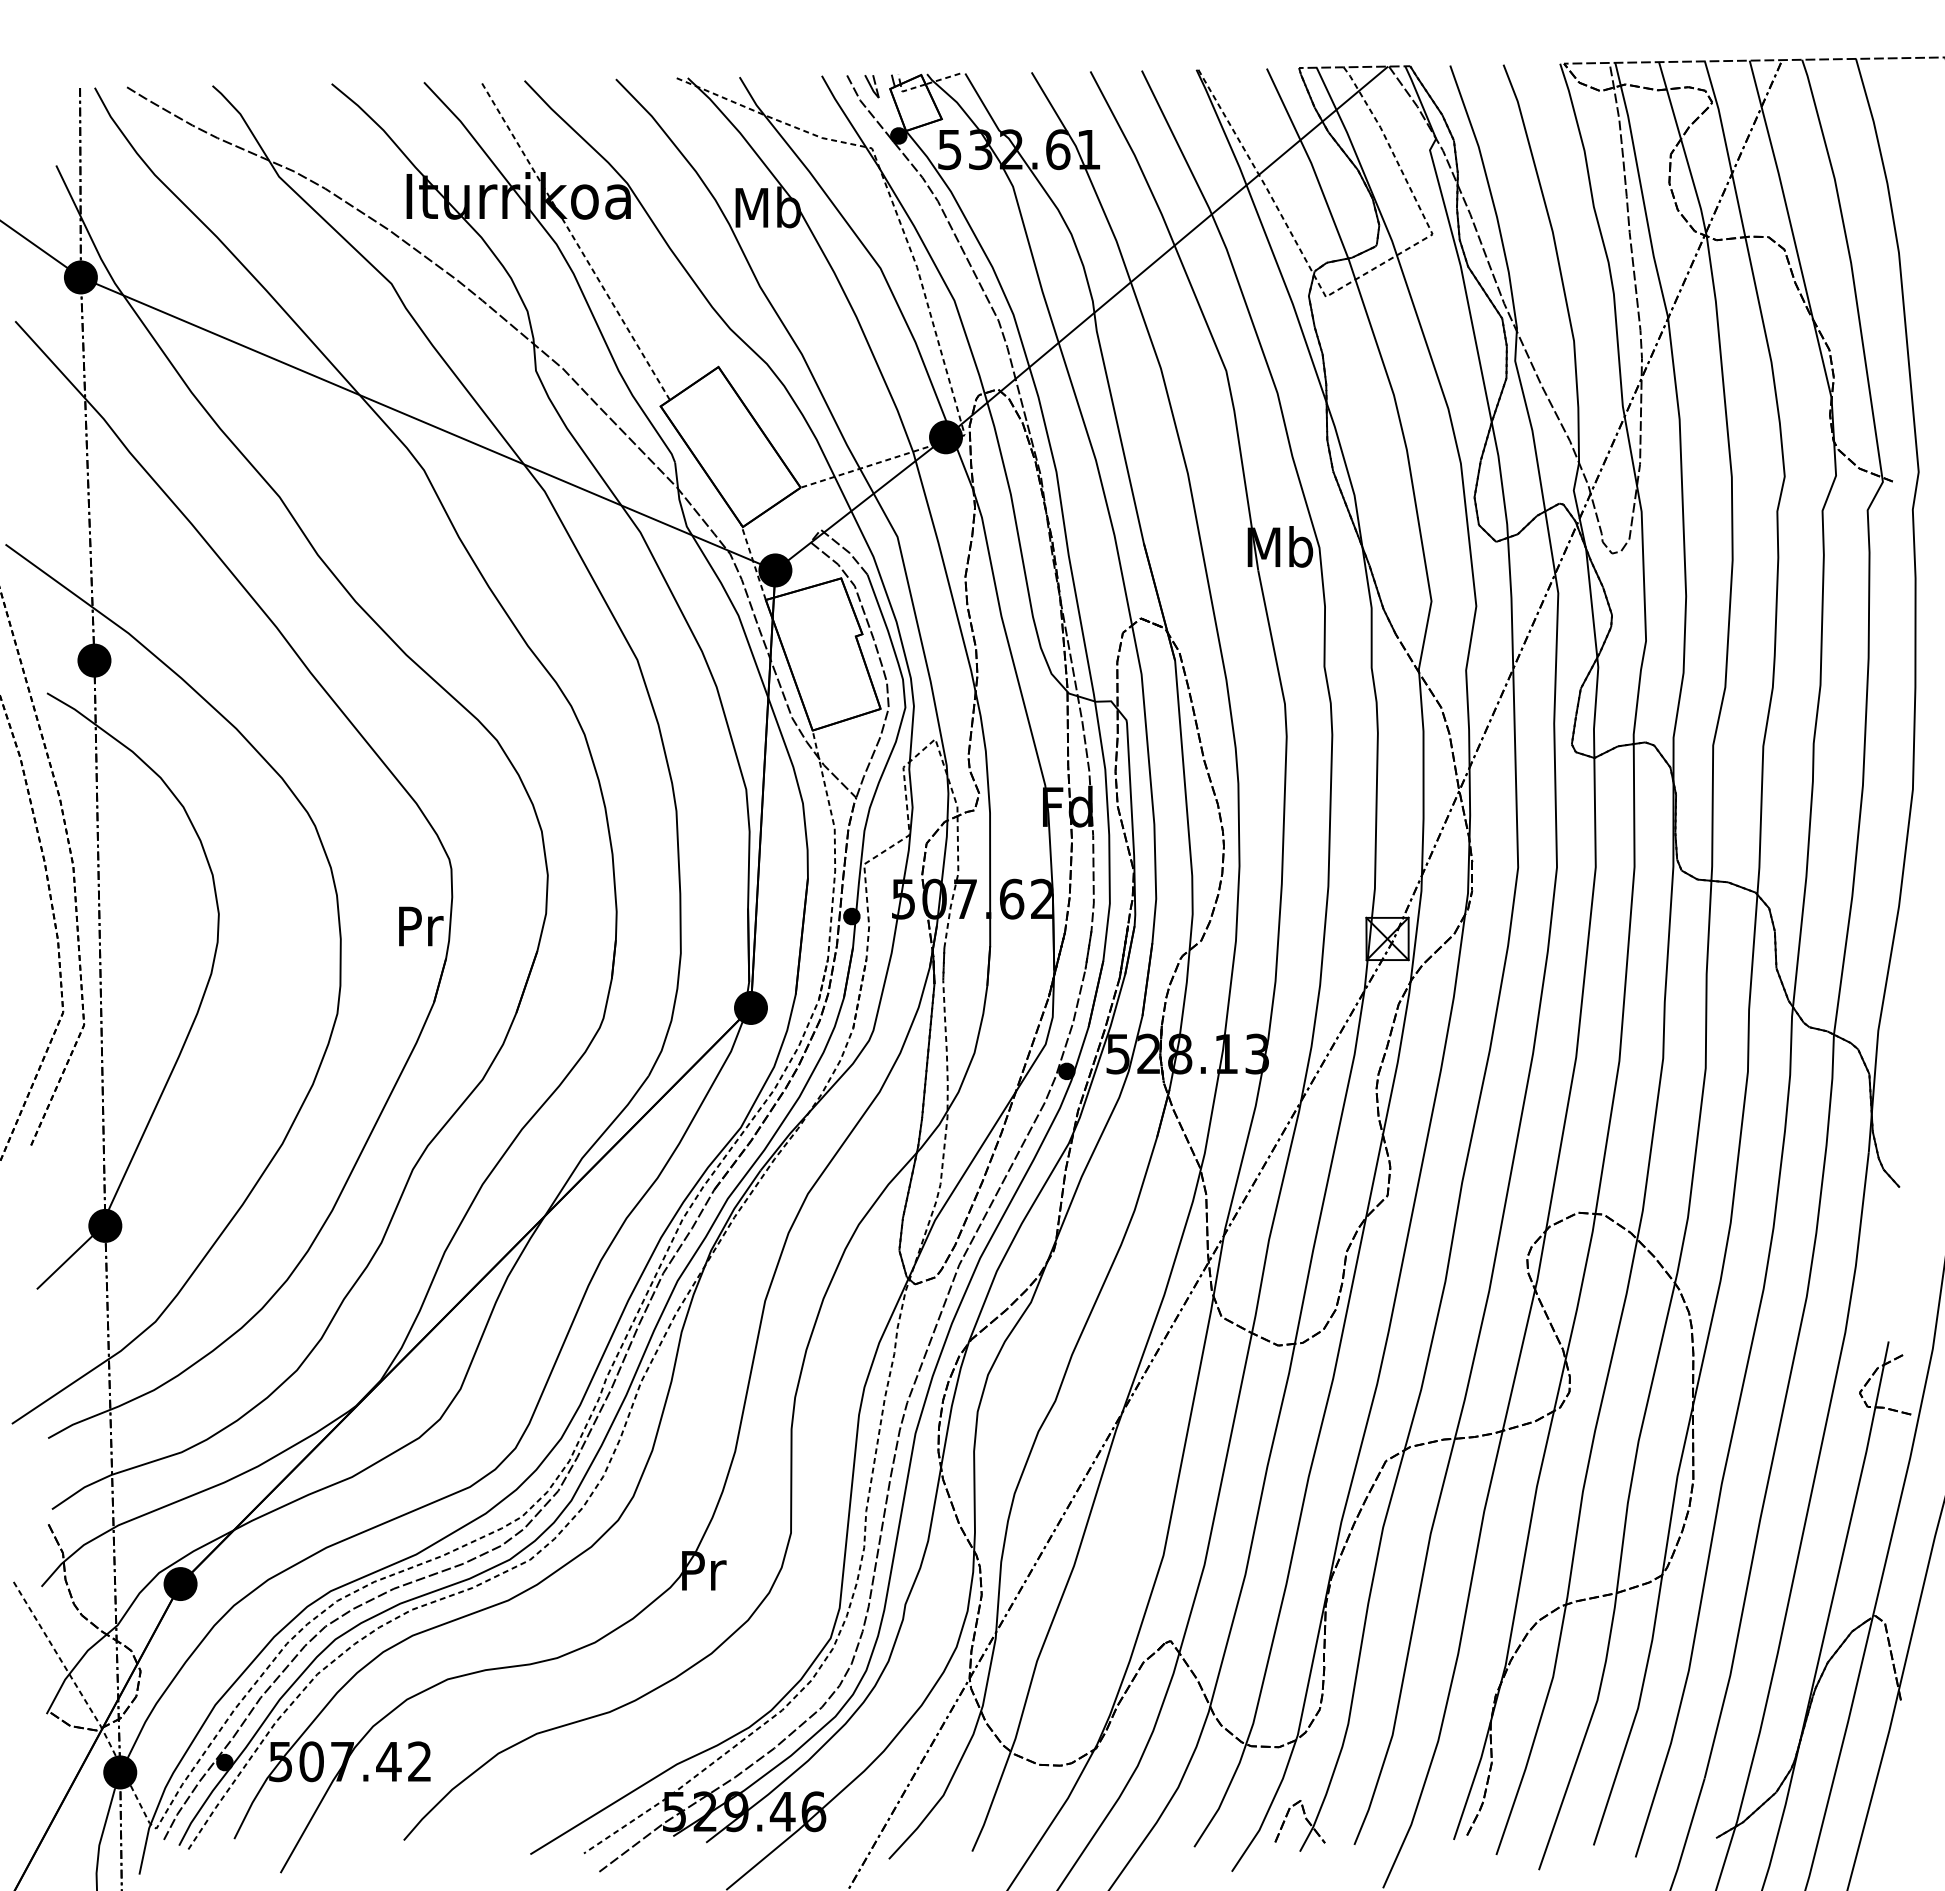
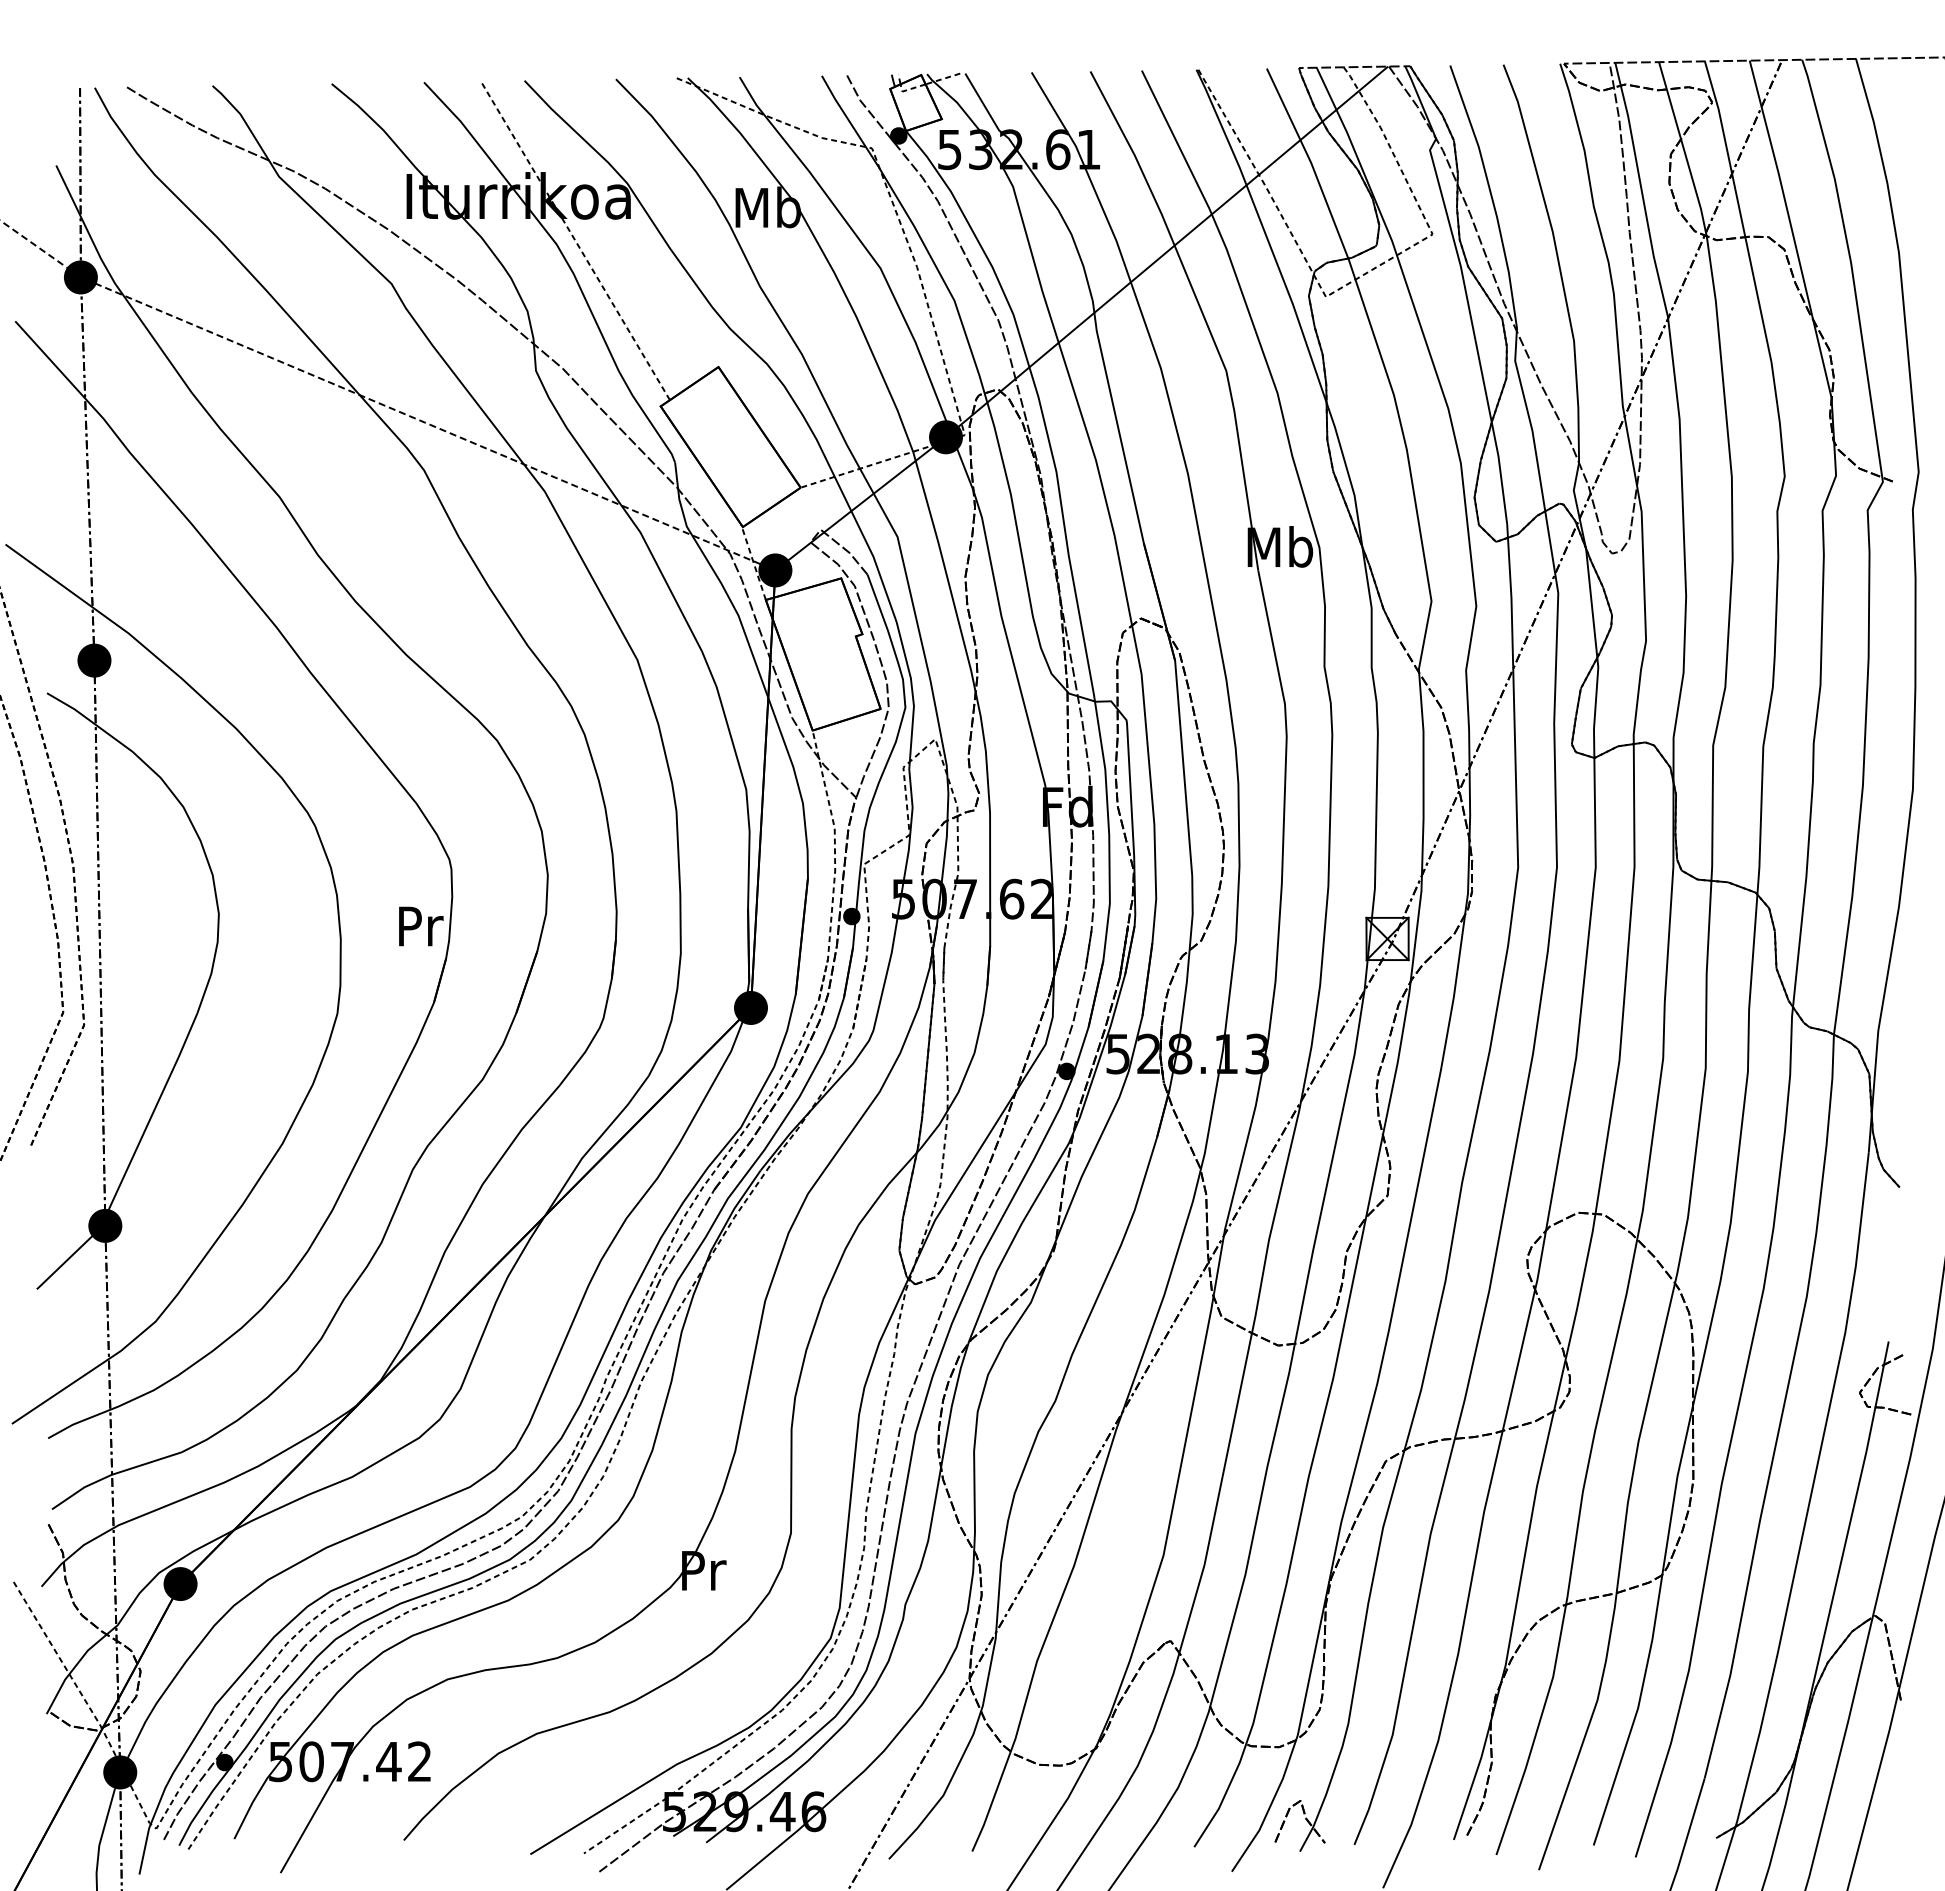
part: present -> none (871, 86)
line: solid -> dashed (382, 404)
